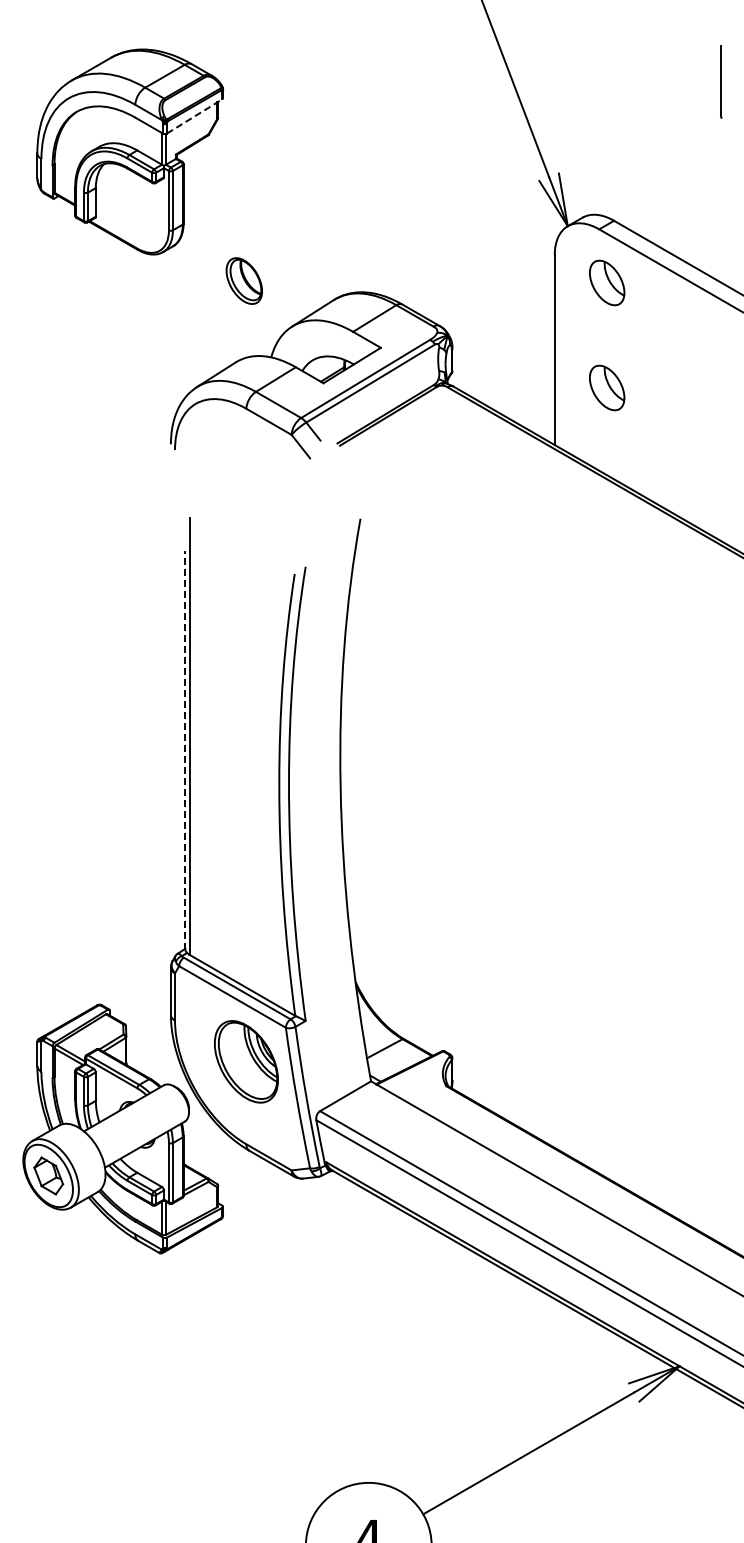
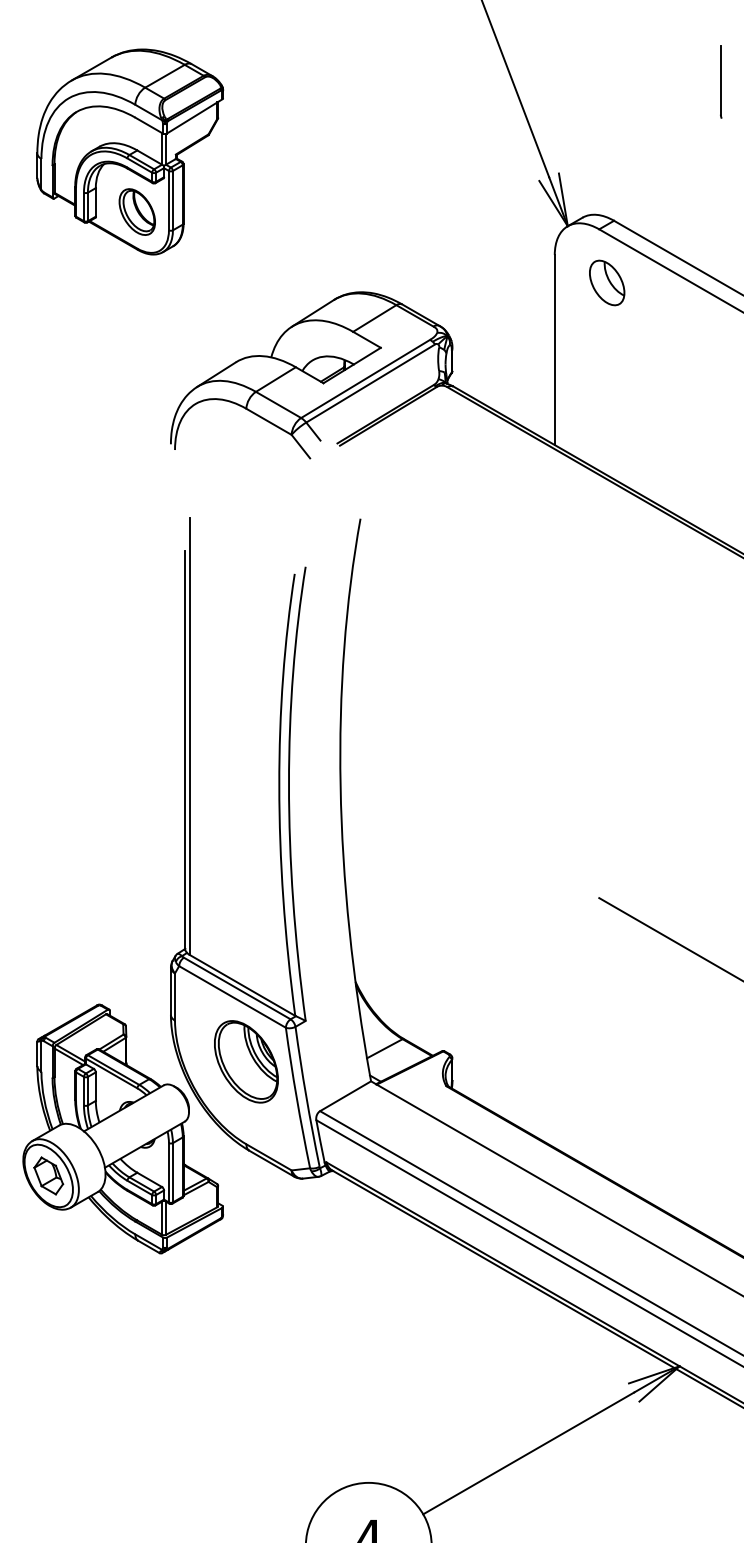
line: dashed -> solid (194, 116)
part position: (243, 280) -> (136, 211) (136, 211)
part: present -> none (607, 387)
line: dashed -> solid (185, 750)
line: none -> present (669, 938)
